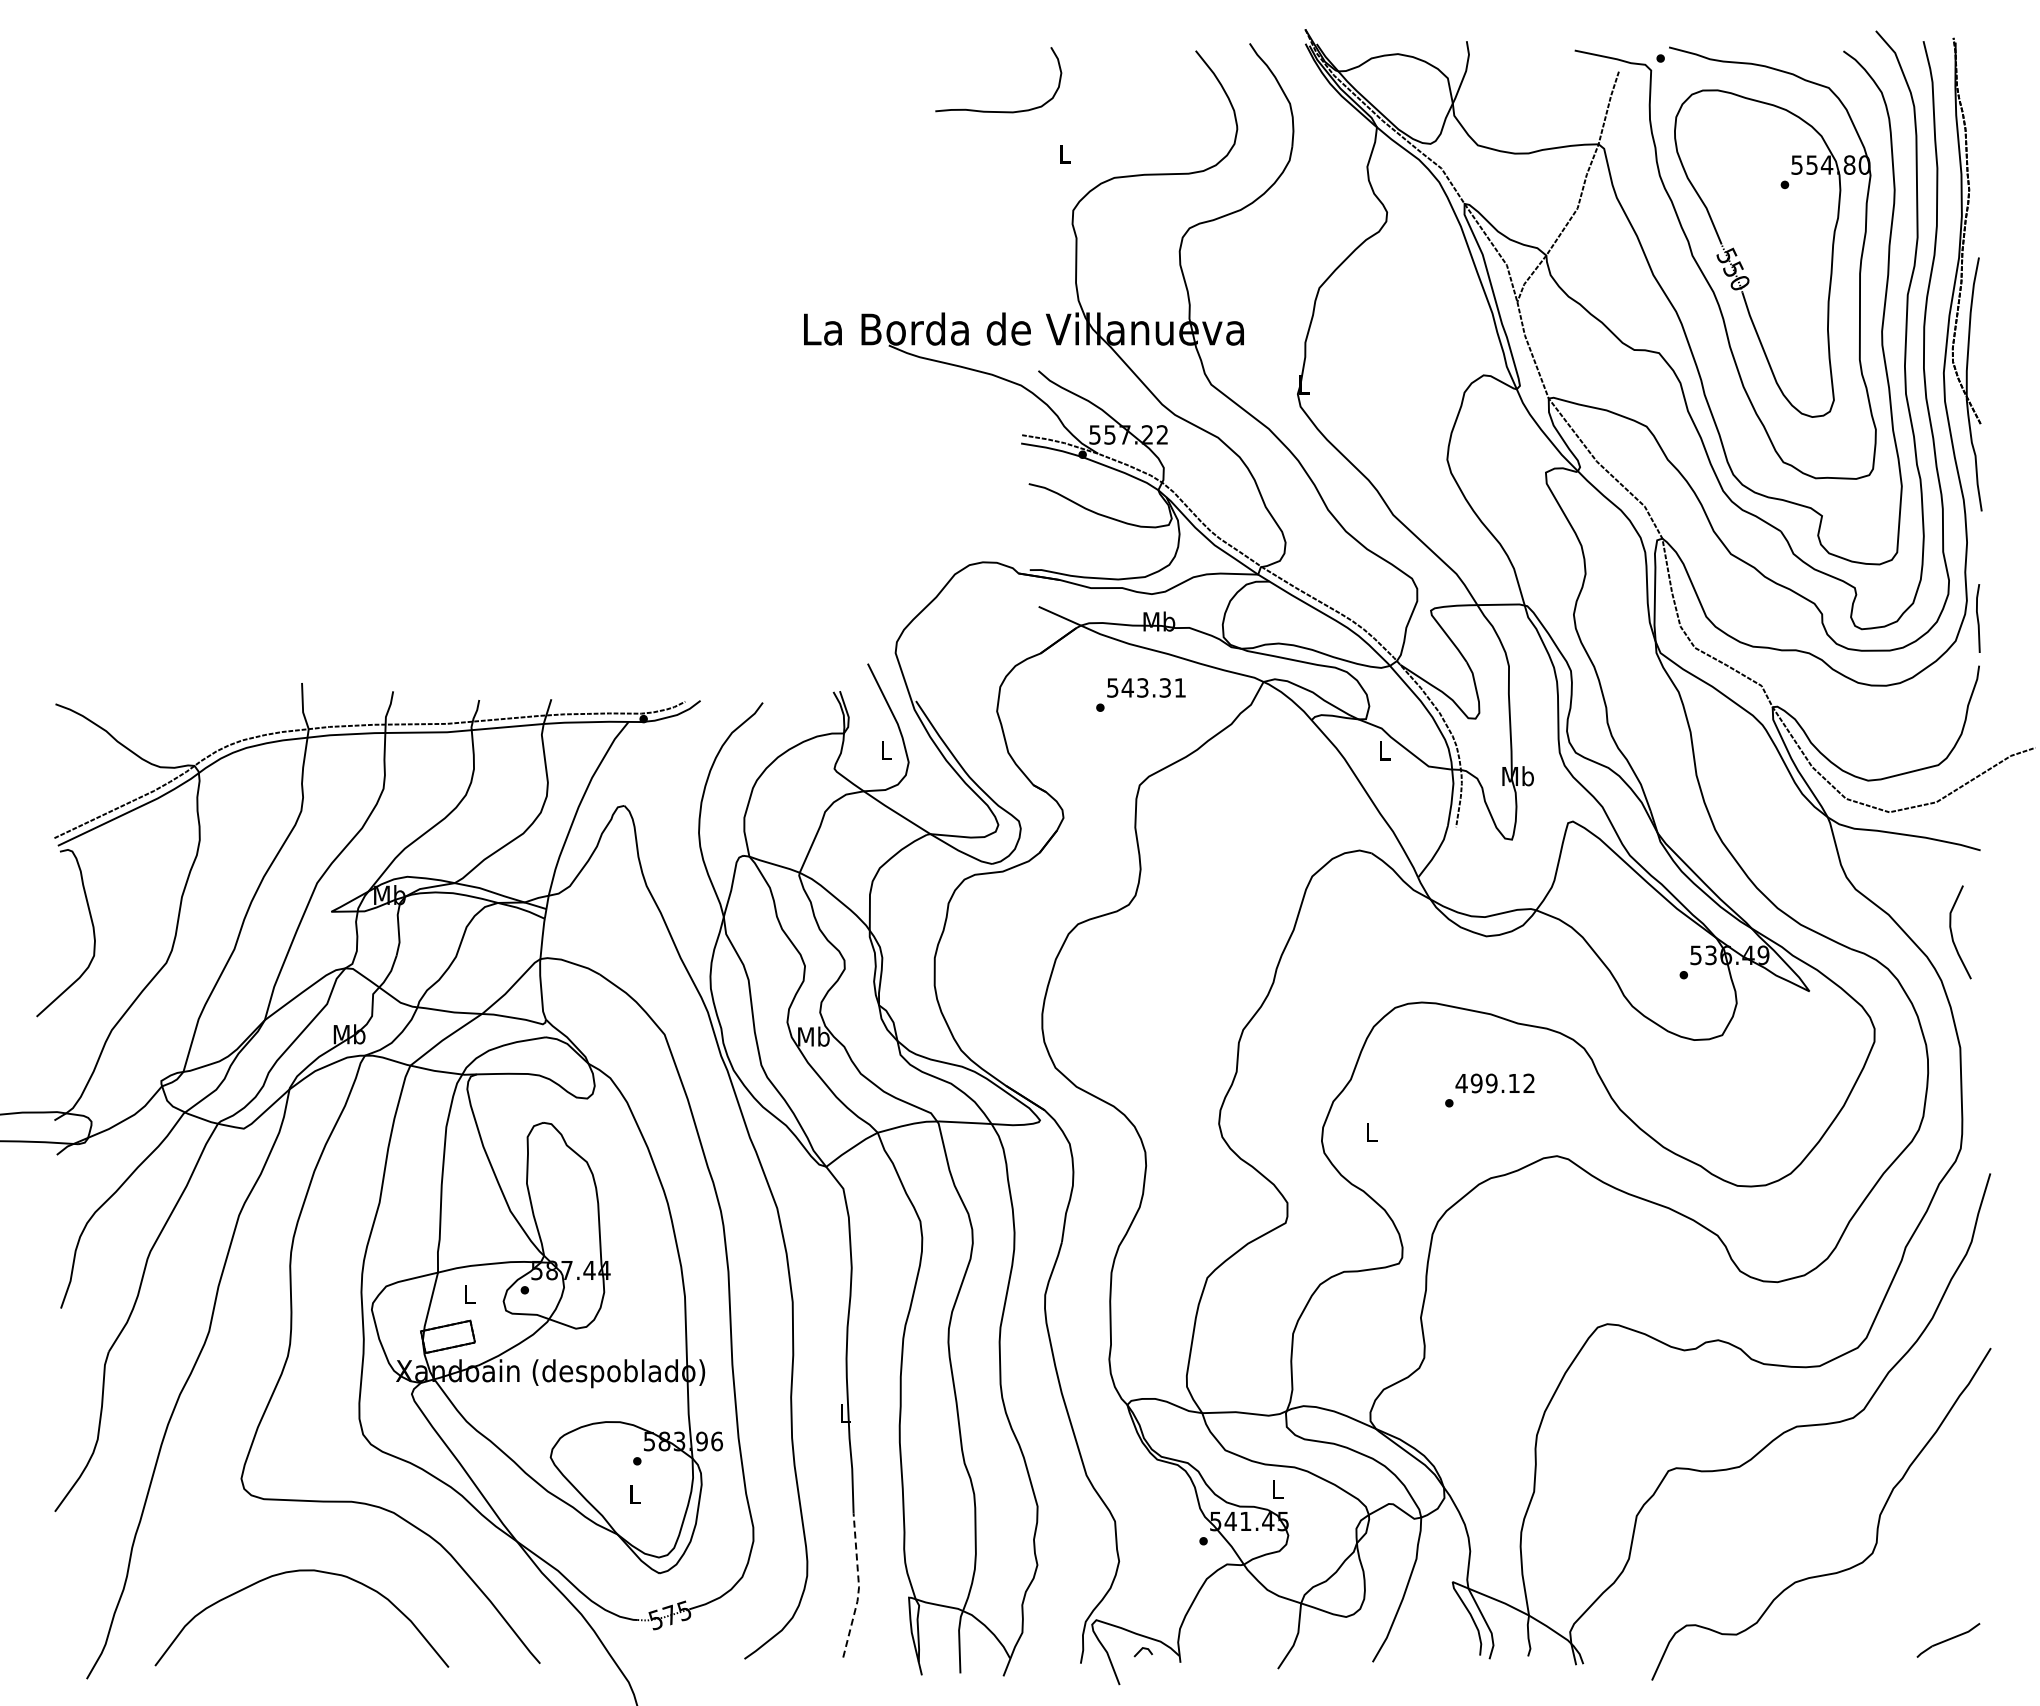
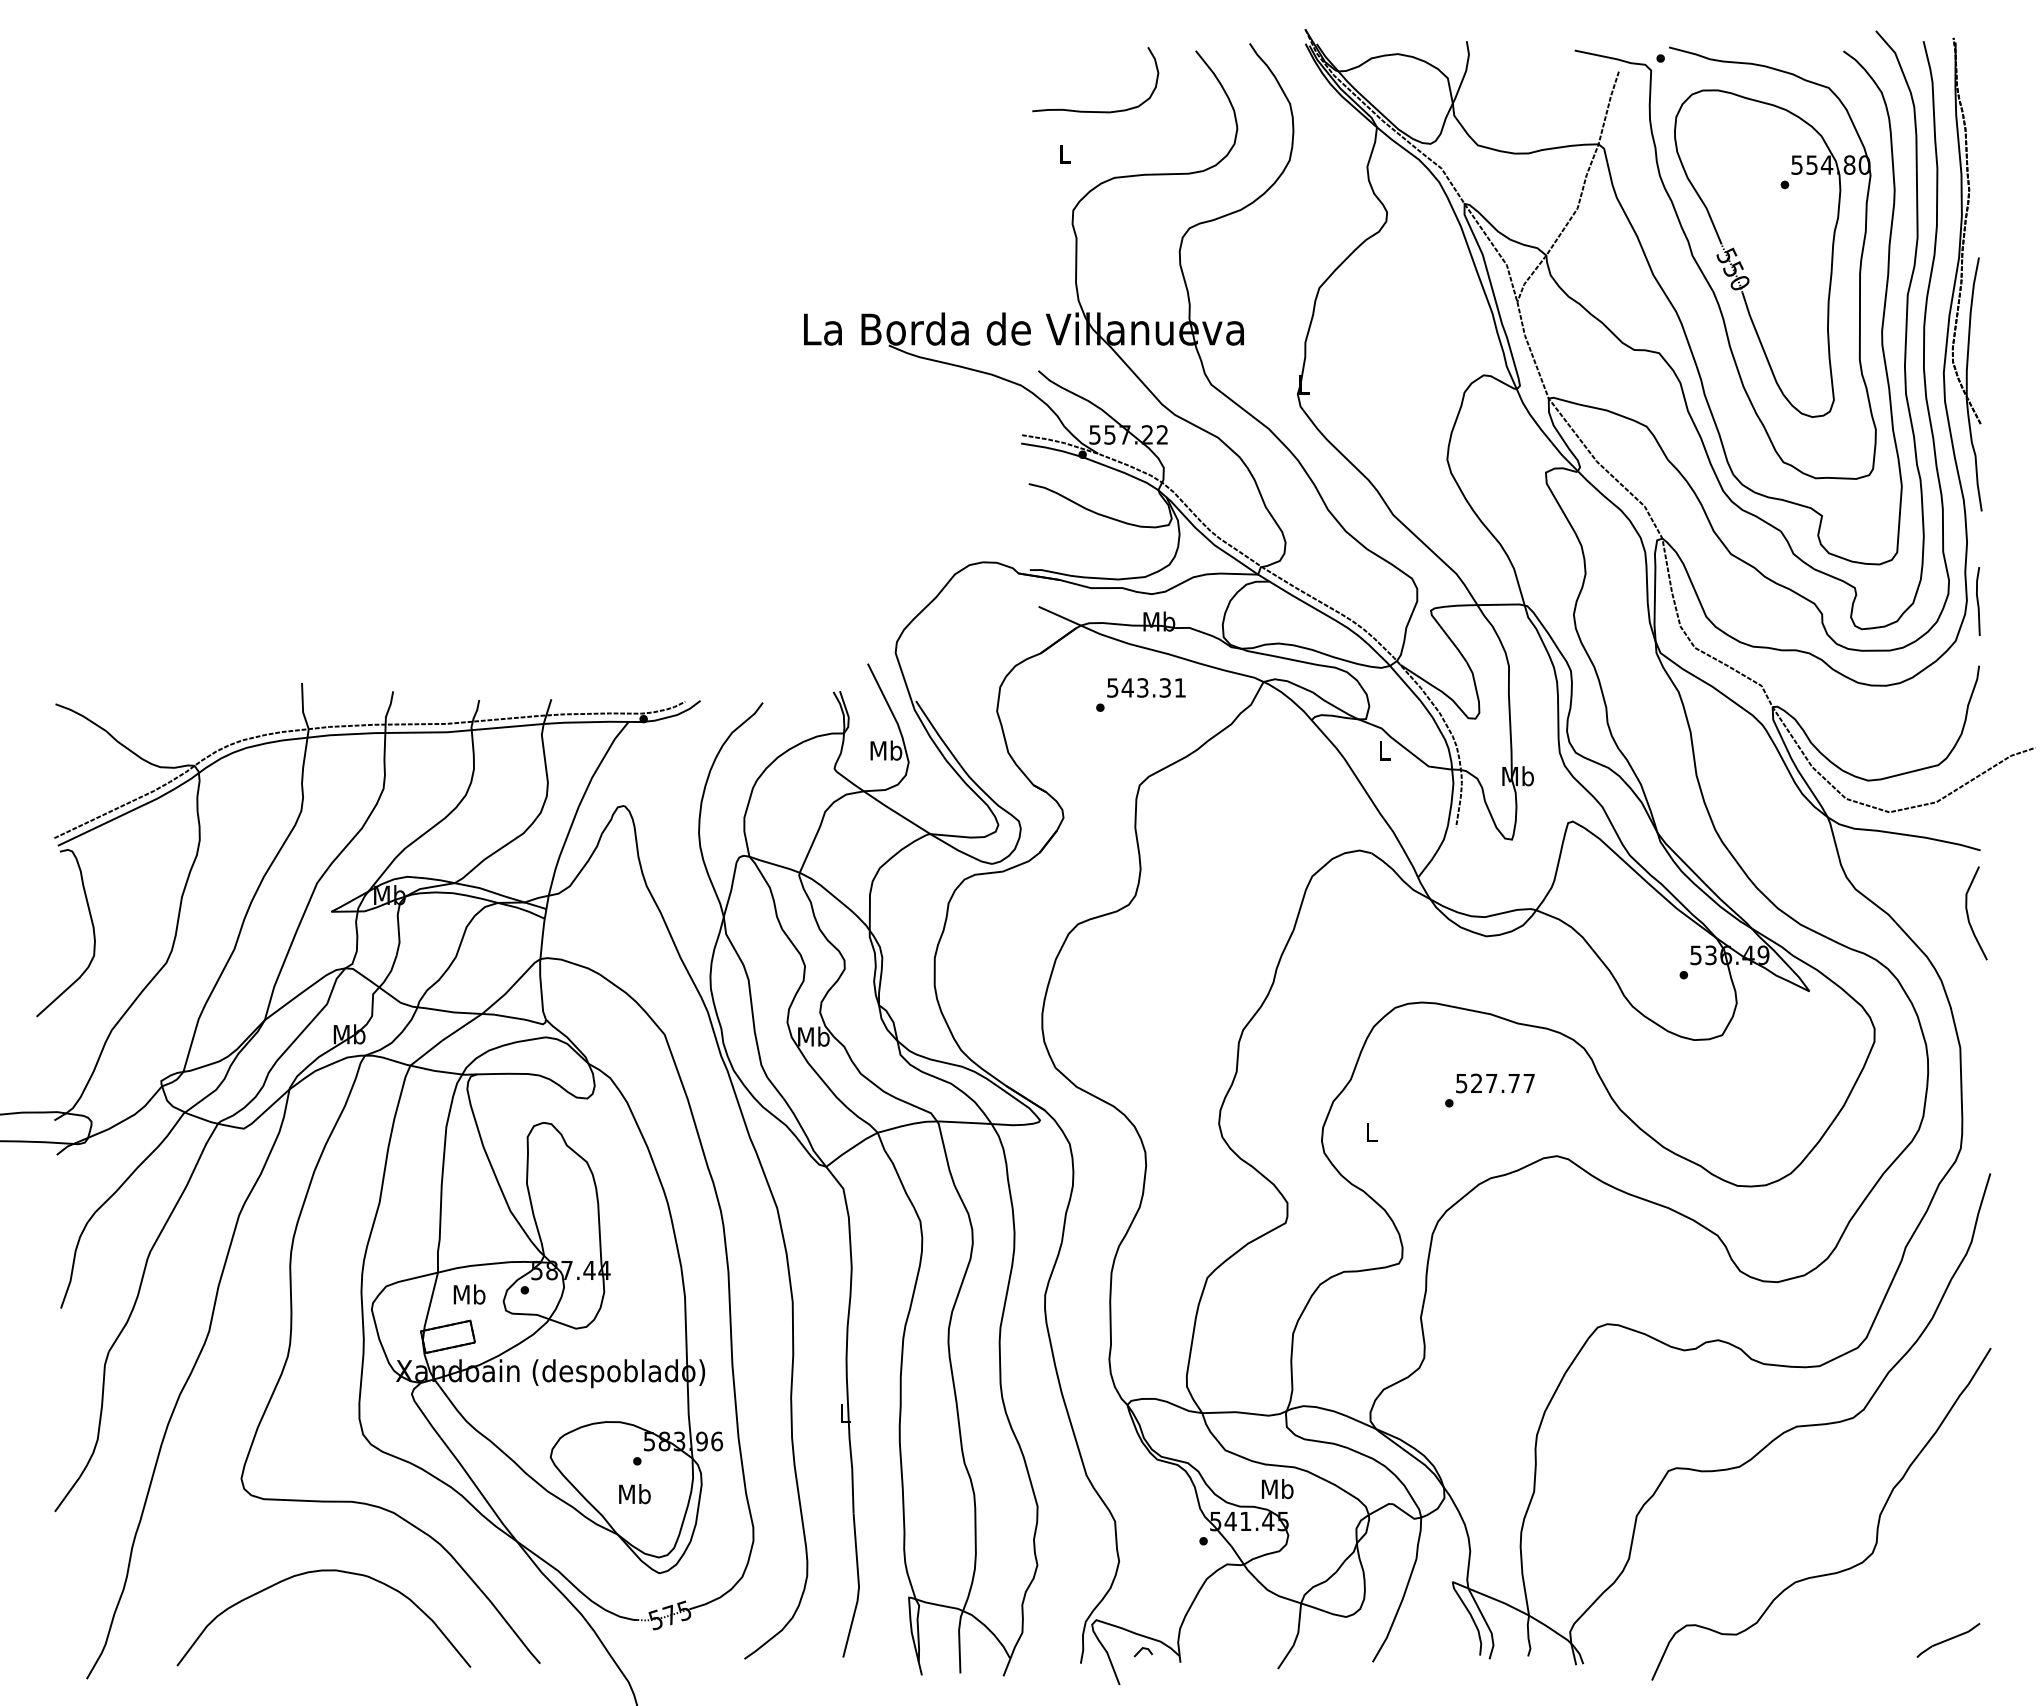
curve position: (998, 111) -> (1095, 111) (1095, 111)
line position: (1978, 618) -> (1978, 601) (1978, 601)
text: L -> Mb (886, 750)
curve position: (1952, 932) -> (1968, 913) (1968, 913)
text: 499.12 -> 527.77 (1494, 1083)
text: L -> Mb (469, 1294)
text: L -> Mb (1277, 1489)
text: L -> Mb (634, 1494)
curve position: (294, 1572) -> (316, 1572) (316, 1572)
line: dashed -> solid (859, 1587)
